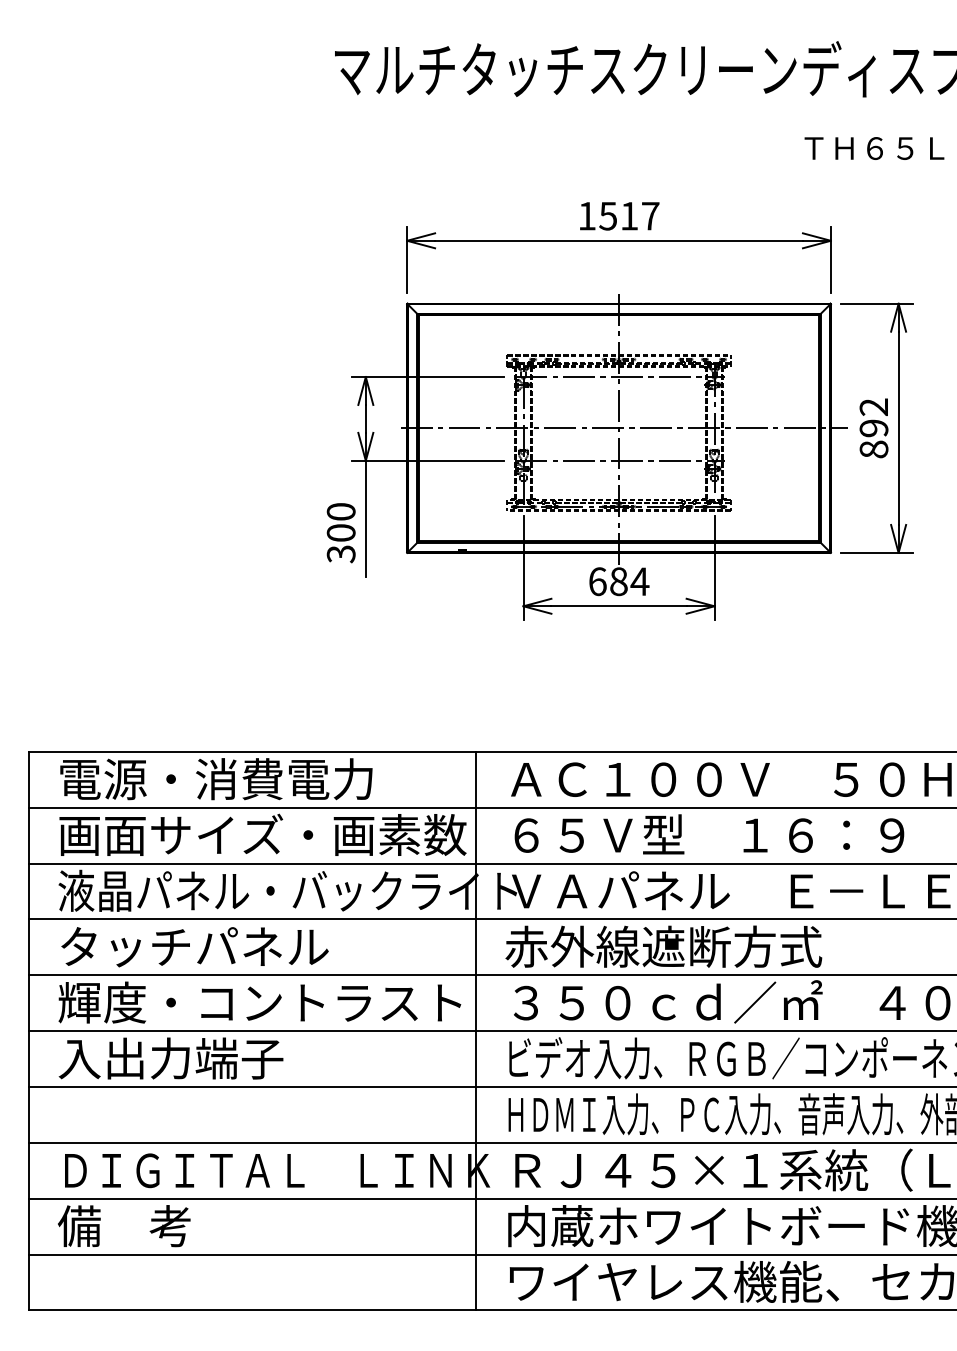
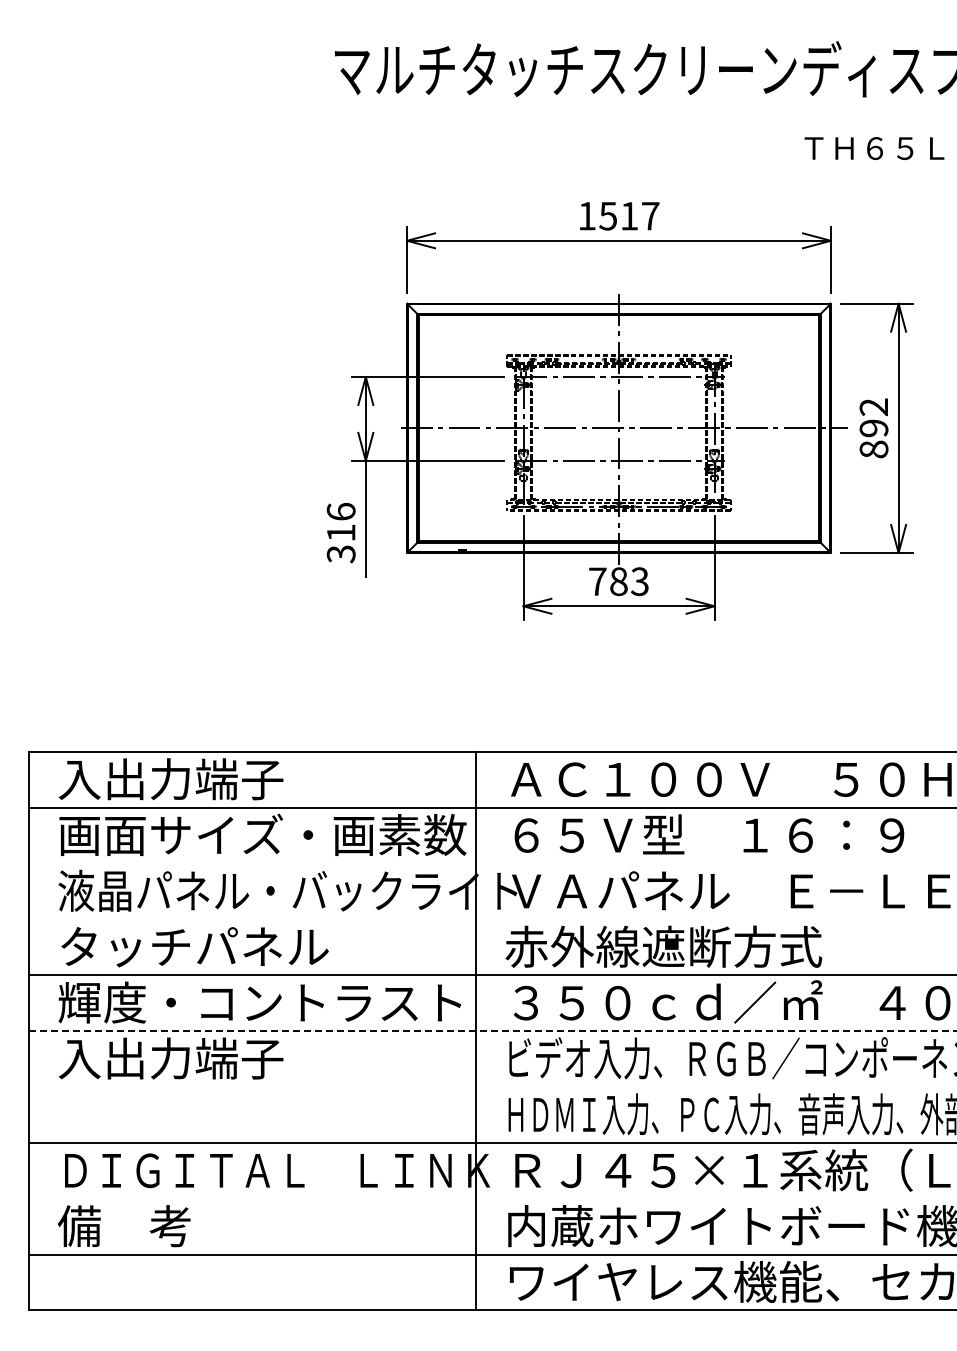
text: 300 -> 316 (340, 522)
text: 684 -> 783 (619, 581)
text: 電源・消費電力 -> 入出力端子 (215, 779)
line: present -> none (490, 863)
line: present -> none (490, 919)
line: solid -> dashed (492, 1031)
line: present -> none (490, 1087)
line: present -> none (490, 1198)
